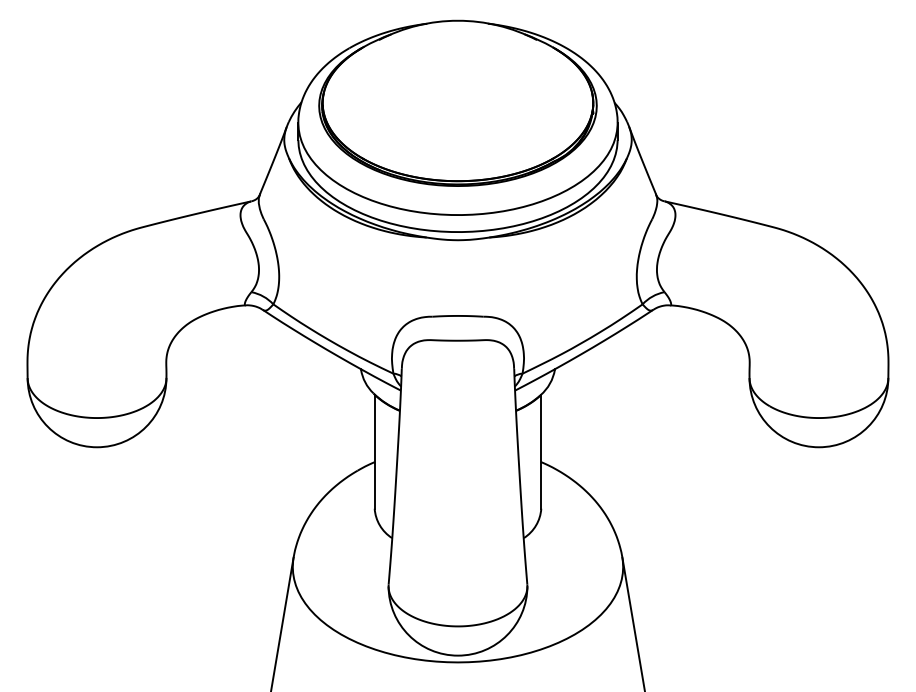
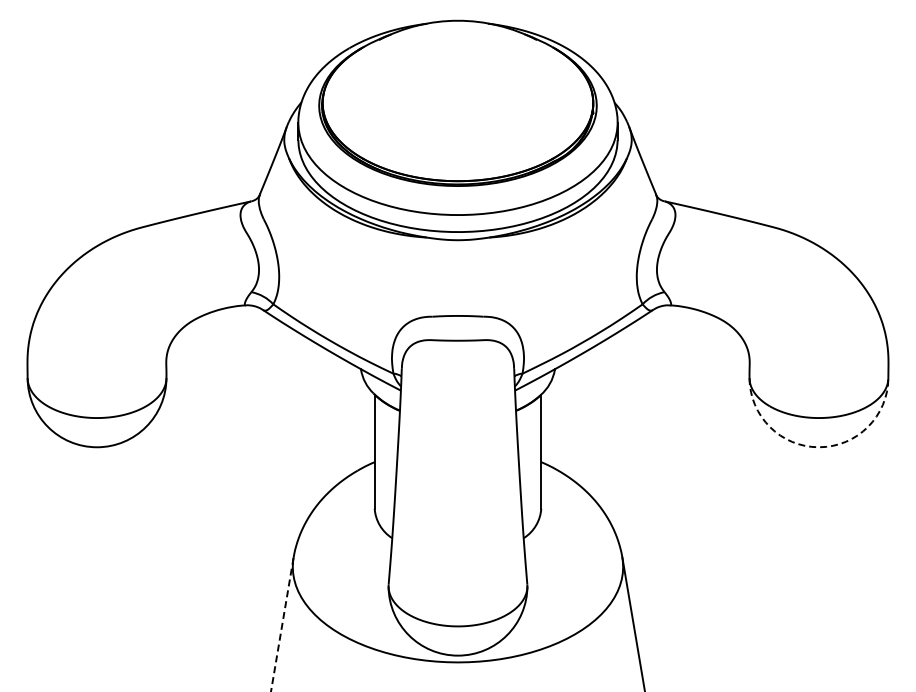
arc: solid -> dashed (819, 447)
line: solid -> dashed (282, 624)
